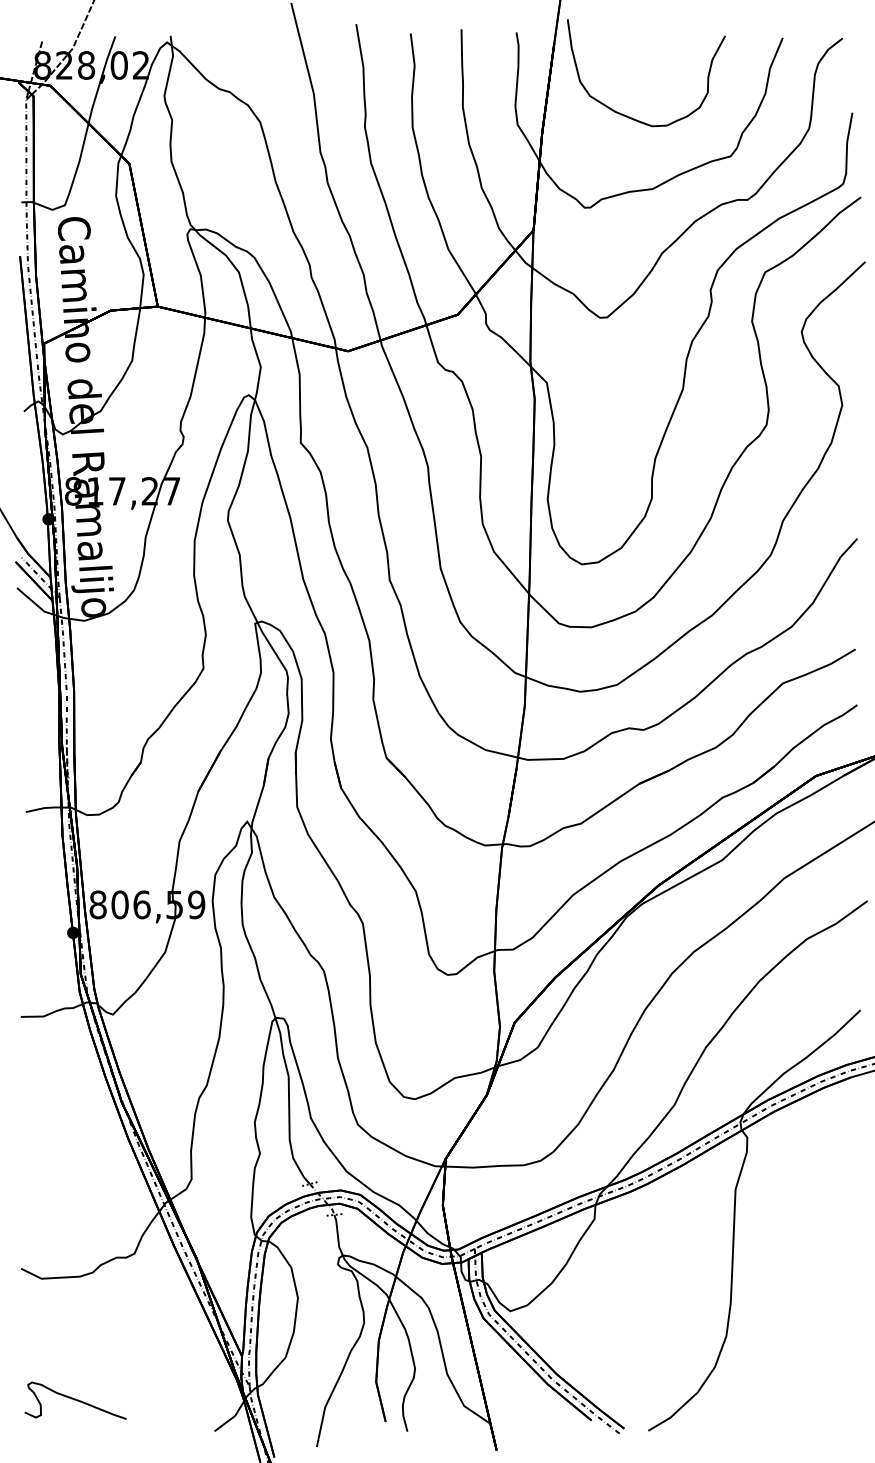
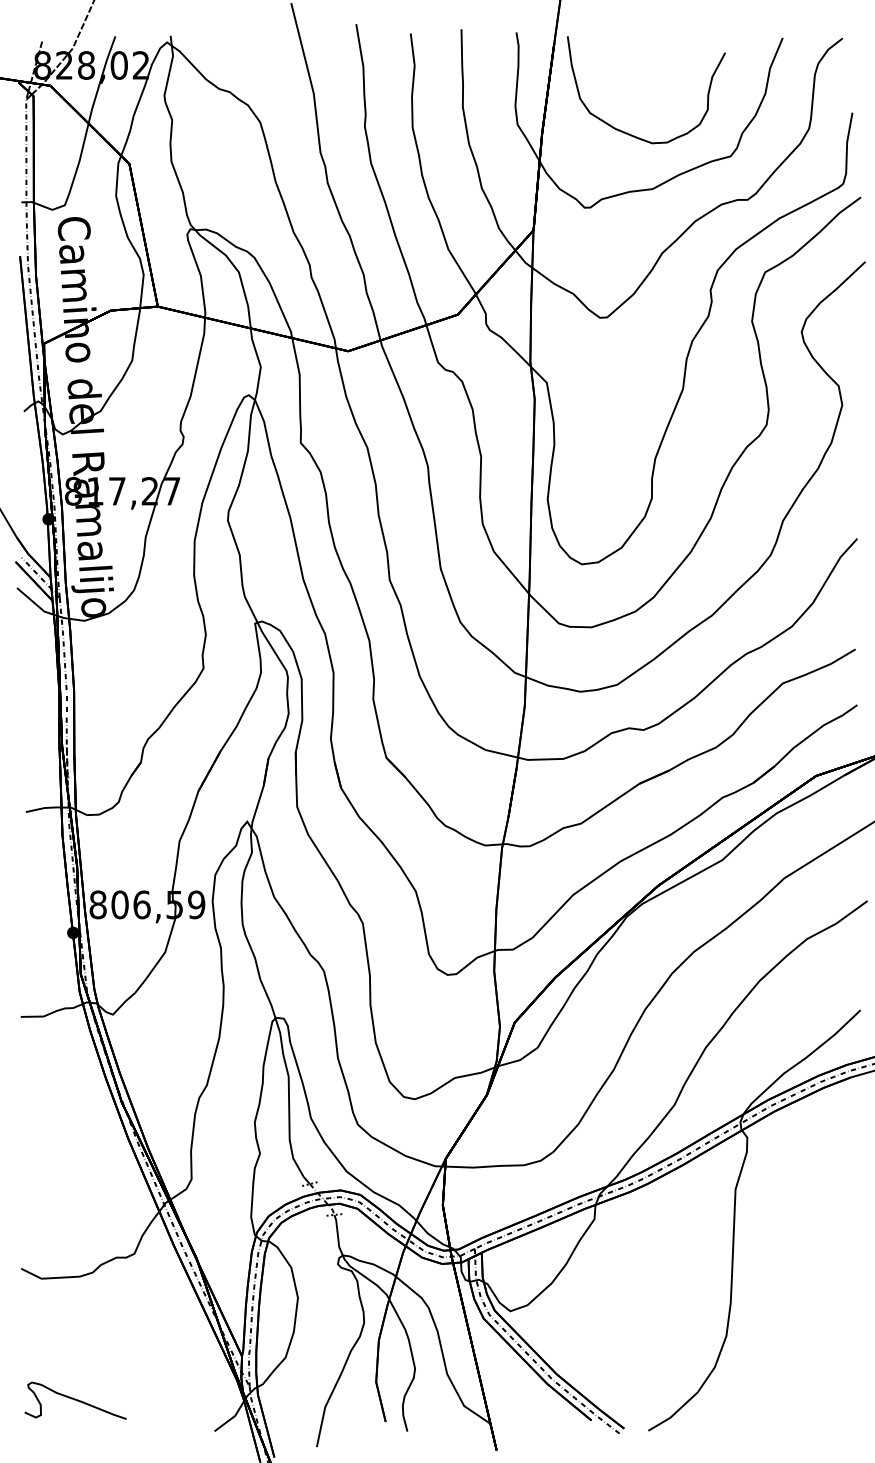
curve position: (627, 115) -> (627, 132) (627, 132)
